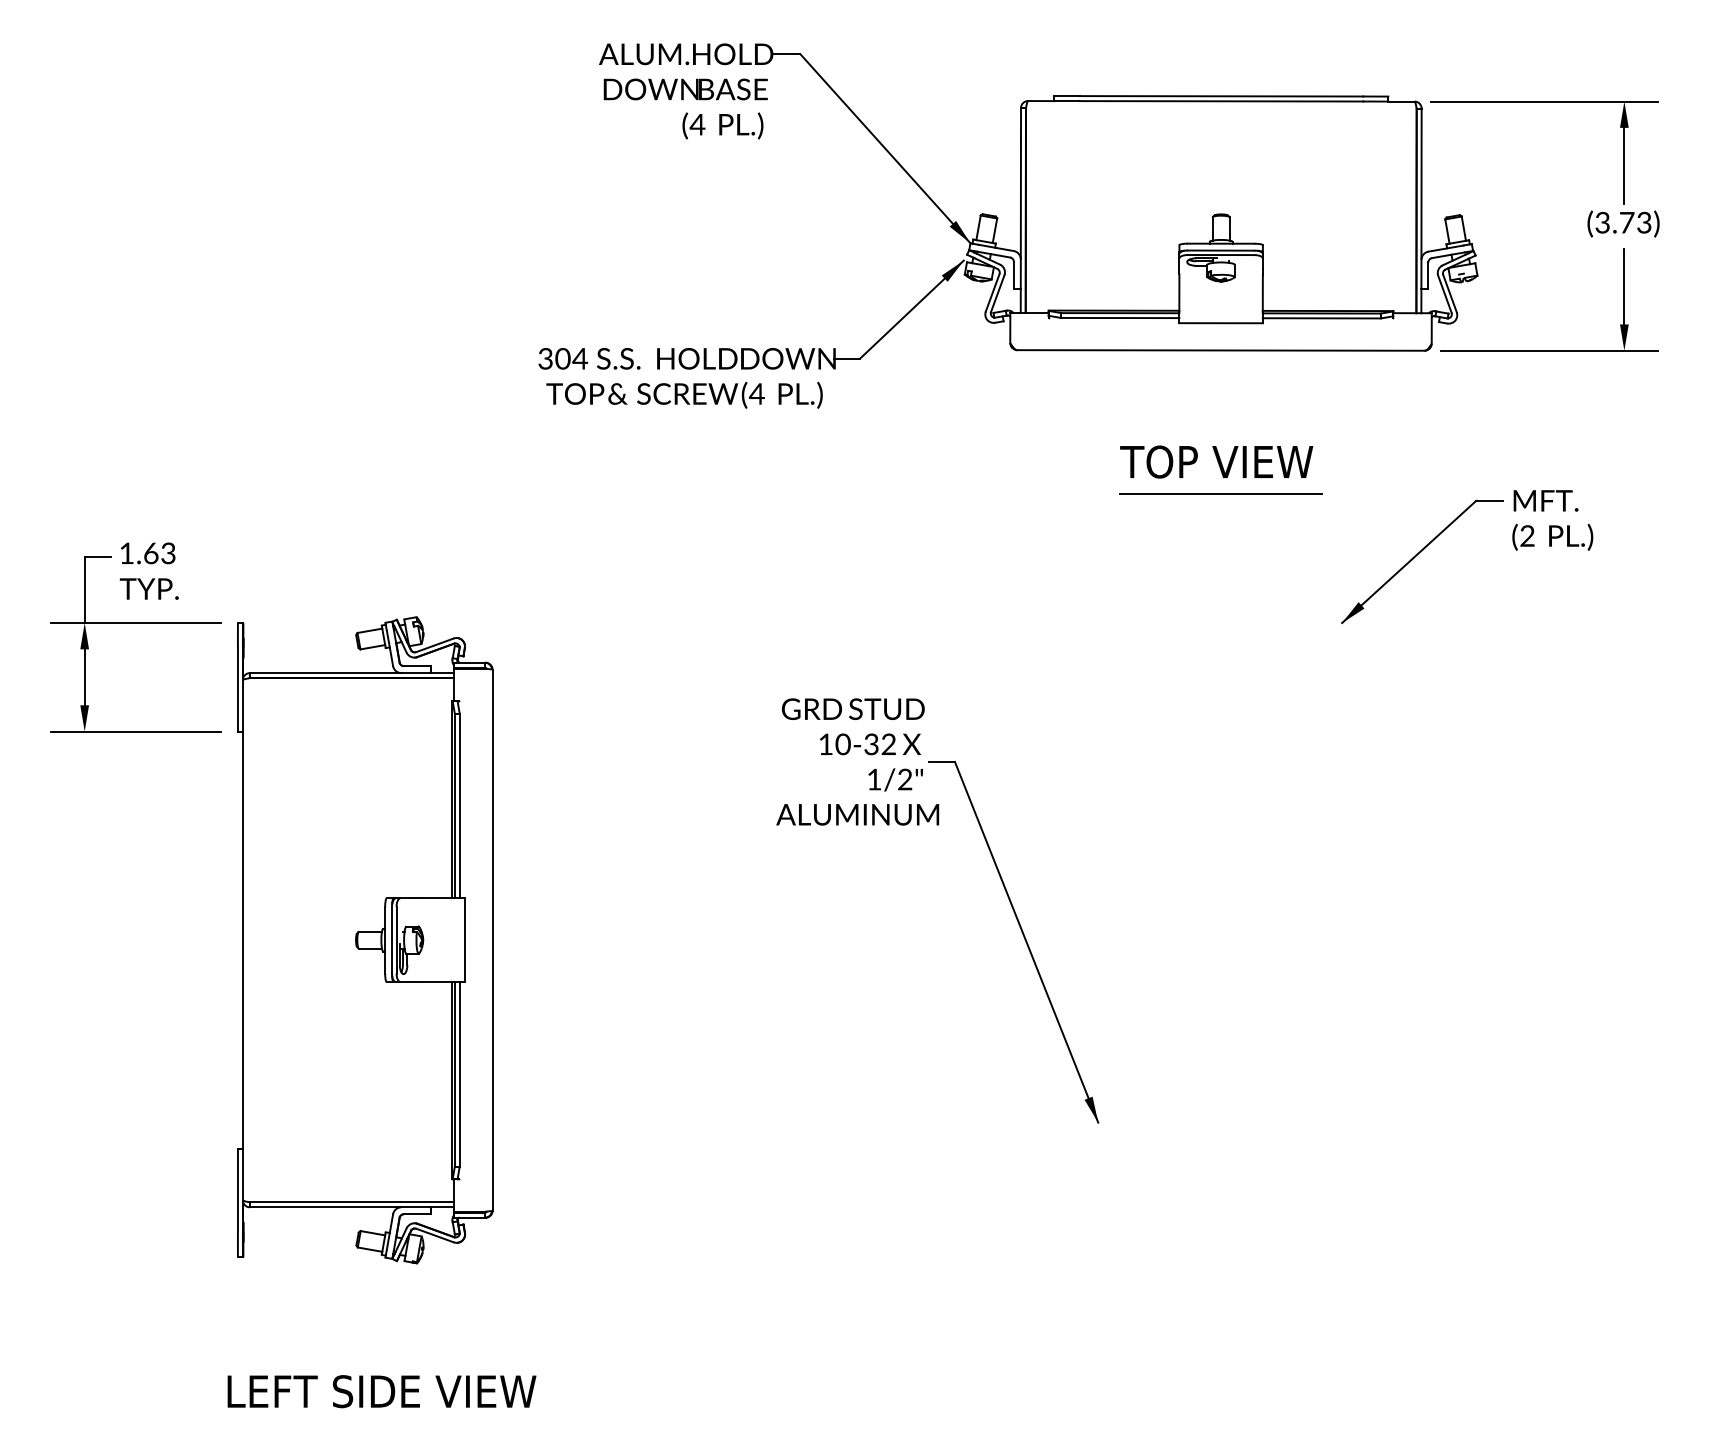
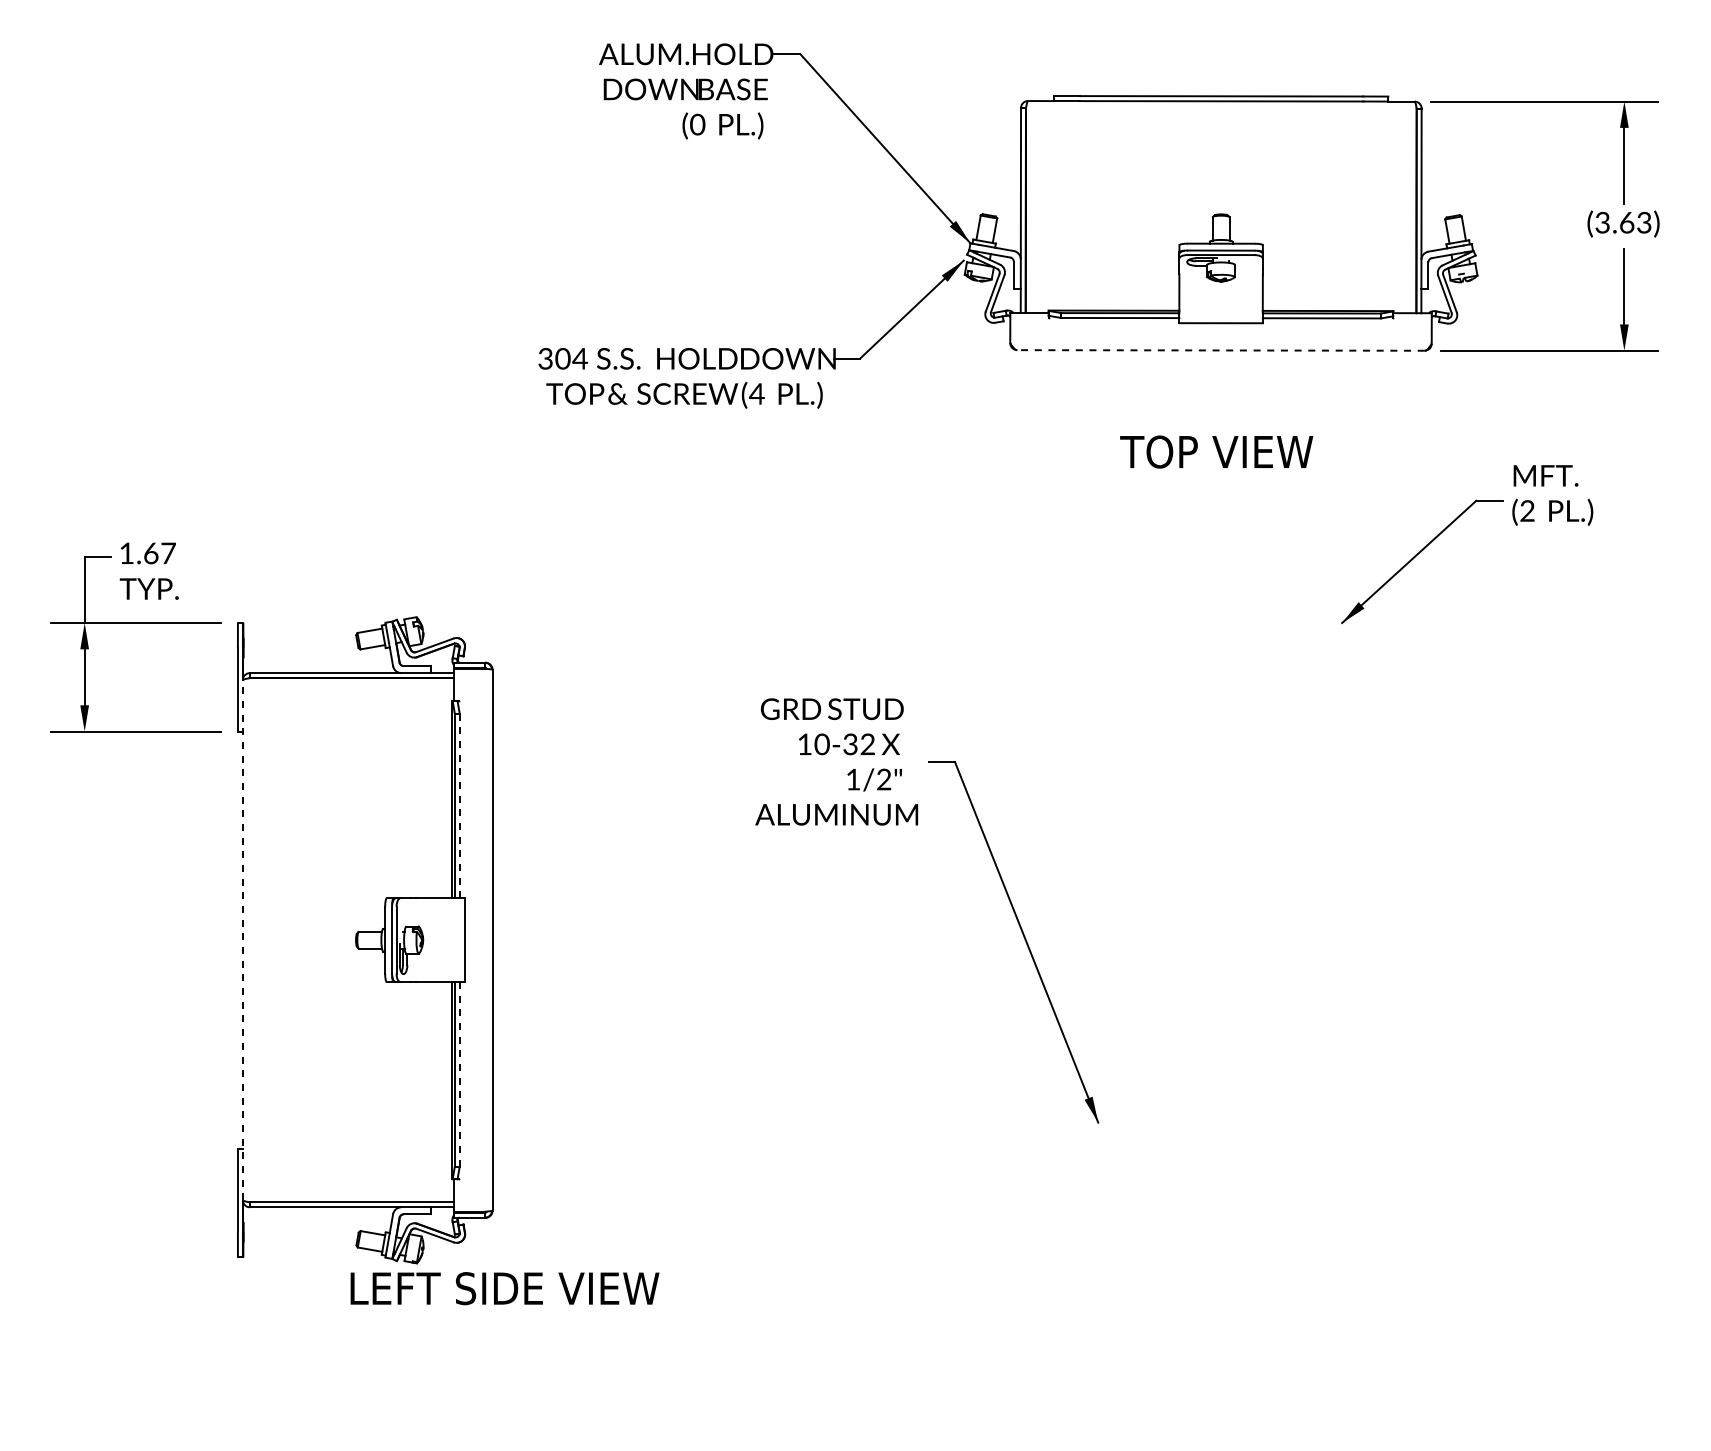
text: (4 -> (0 (697, 124)
text: (3.73) -> (3.63) (1627, 222)
line: solid -> dashed (1220, 350)
text position: (1216, 461) -> (1216, 451) (1216, 451)
line: present -> none (1221, 493)
text position: (1552, 520) -> (1552, 495) (1552, 495)
text: 1.63 -> 1.67 (168, 553)
text position: (857, 761) -> (836, 761) (836, 761)
line: solid -> dashed (459, 806)
line: solid -> dashed (242, 939)
line: solid -> dashed (459, 1074)
text position: (381, 1391) -> (504, 1288) (504, 1288)
